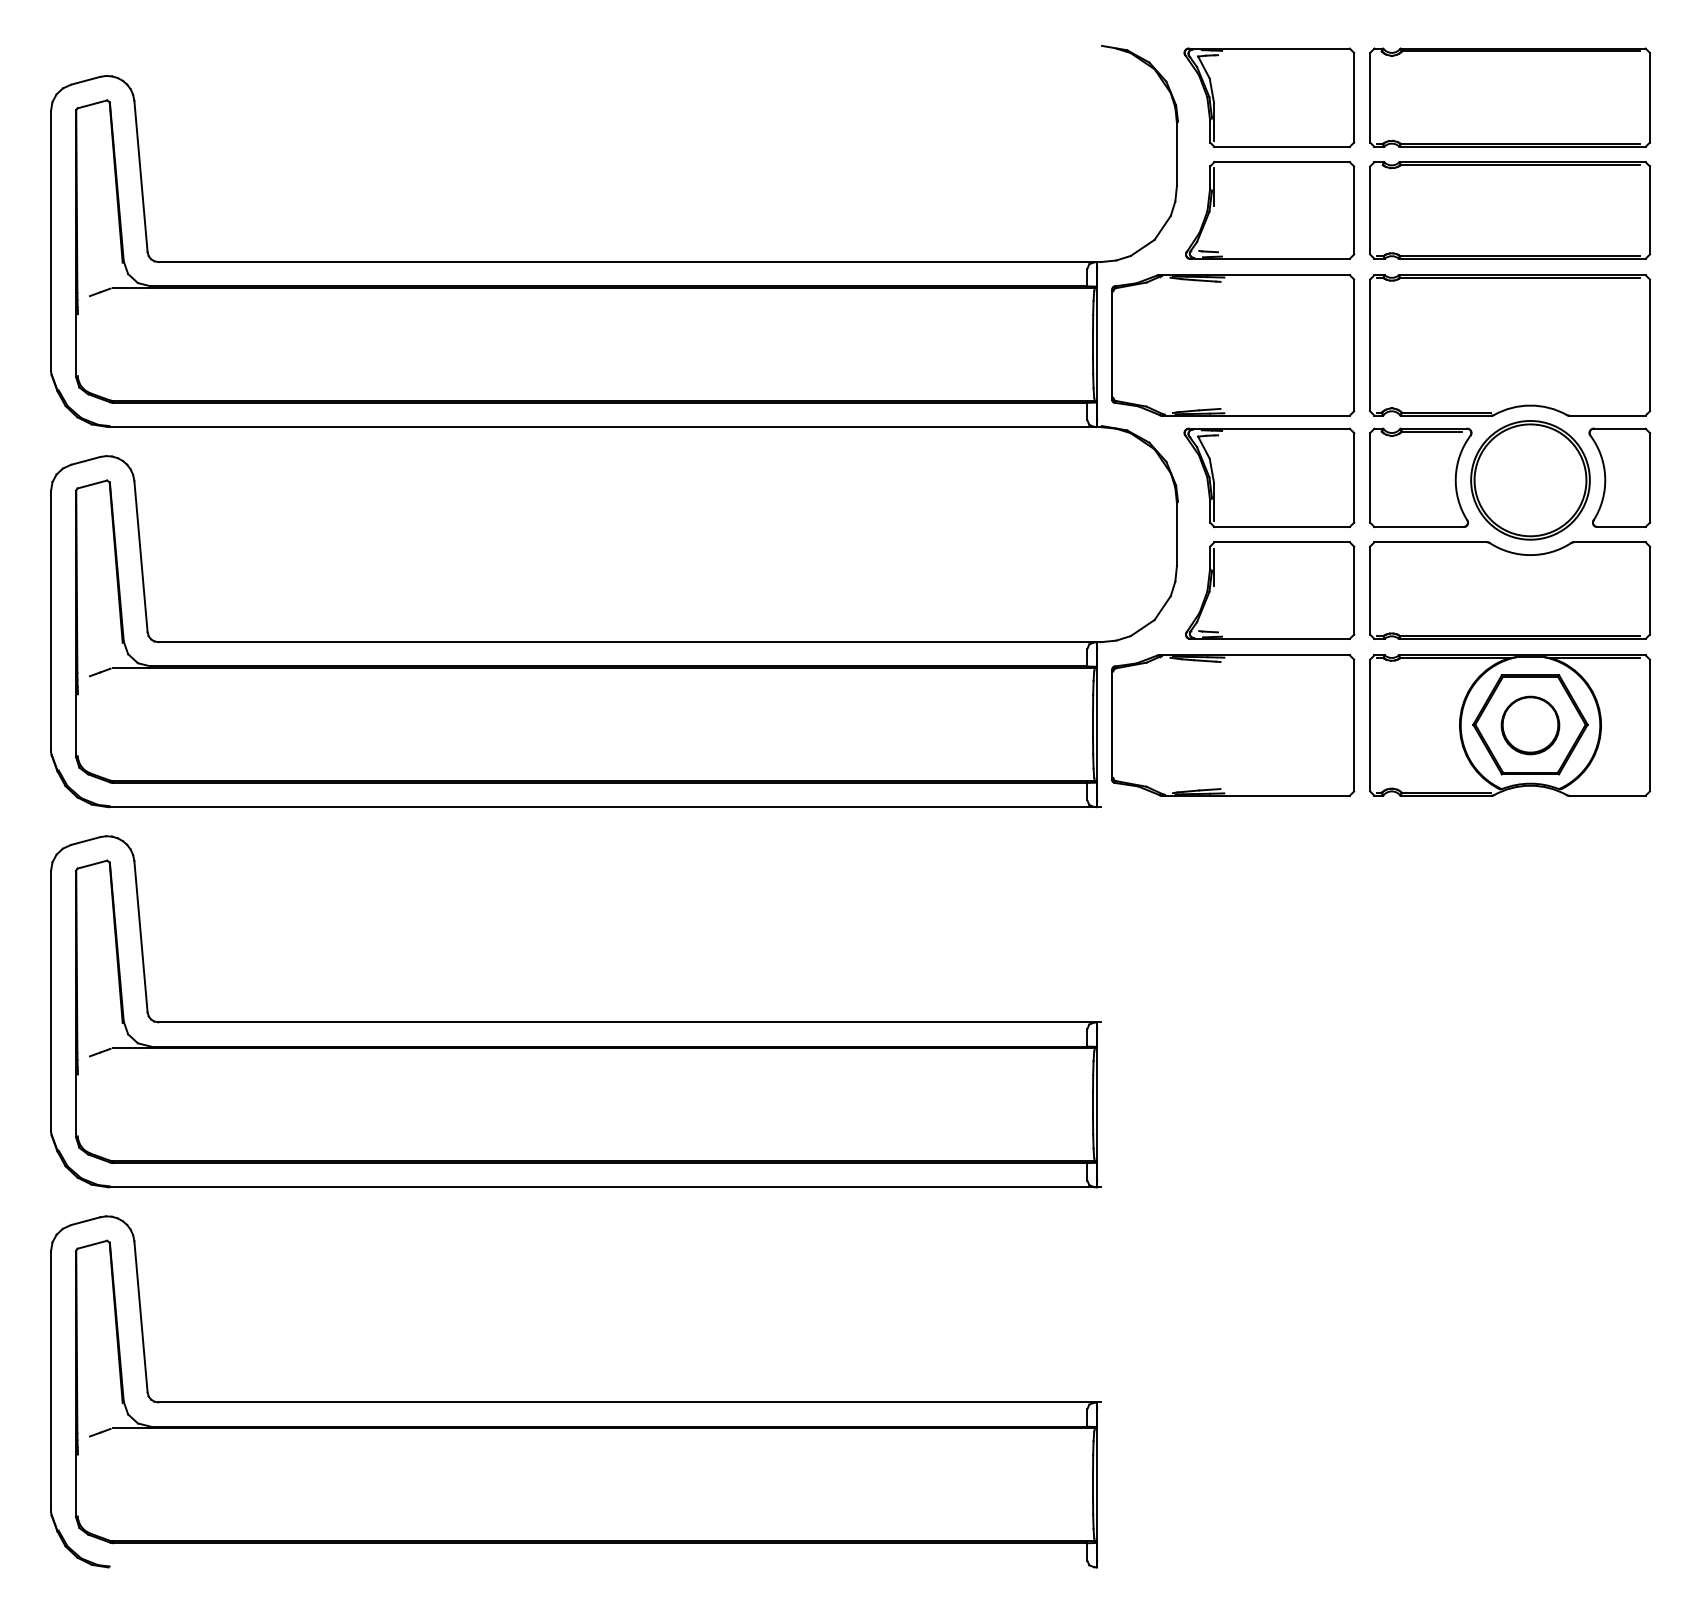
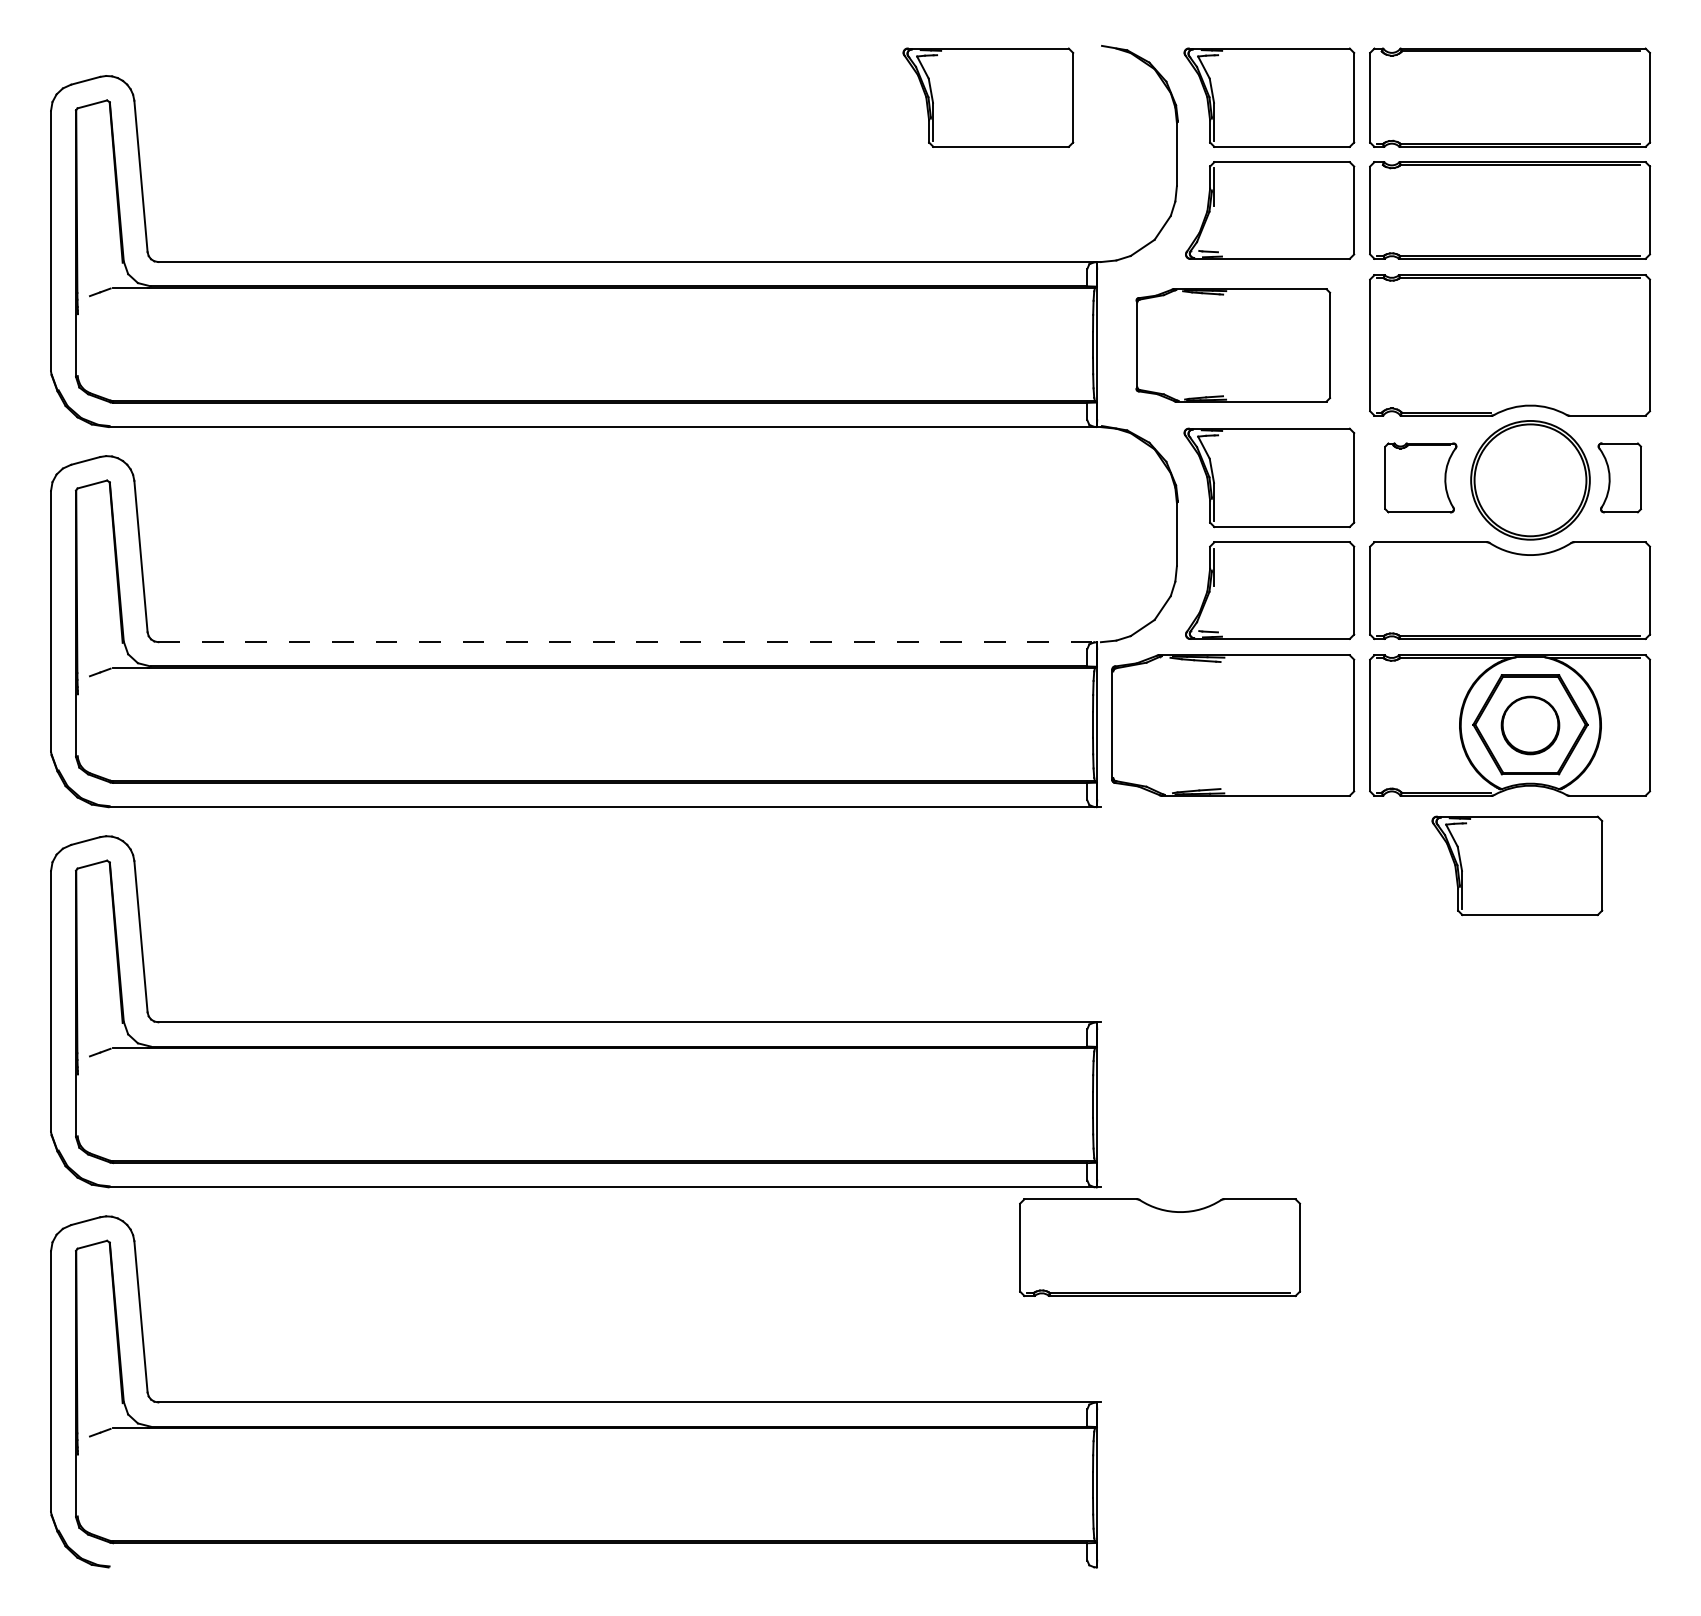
part: none -> present (988, 97)
part size: 245x143 px -> 197x115 px (1233, 345)
part size: 104x102 px -> 74x72 px (1420, 477)
part size: 64x102 px -> 46x72 px (1619, 477)
line: solid -> dashed (630, 642)
part: none -> present (1517, 865)
part: none -> present (1160, 1247)
